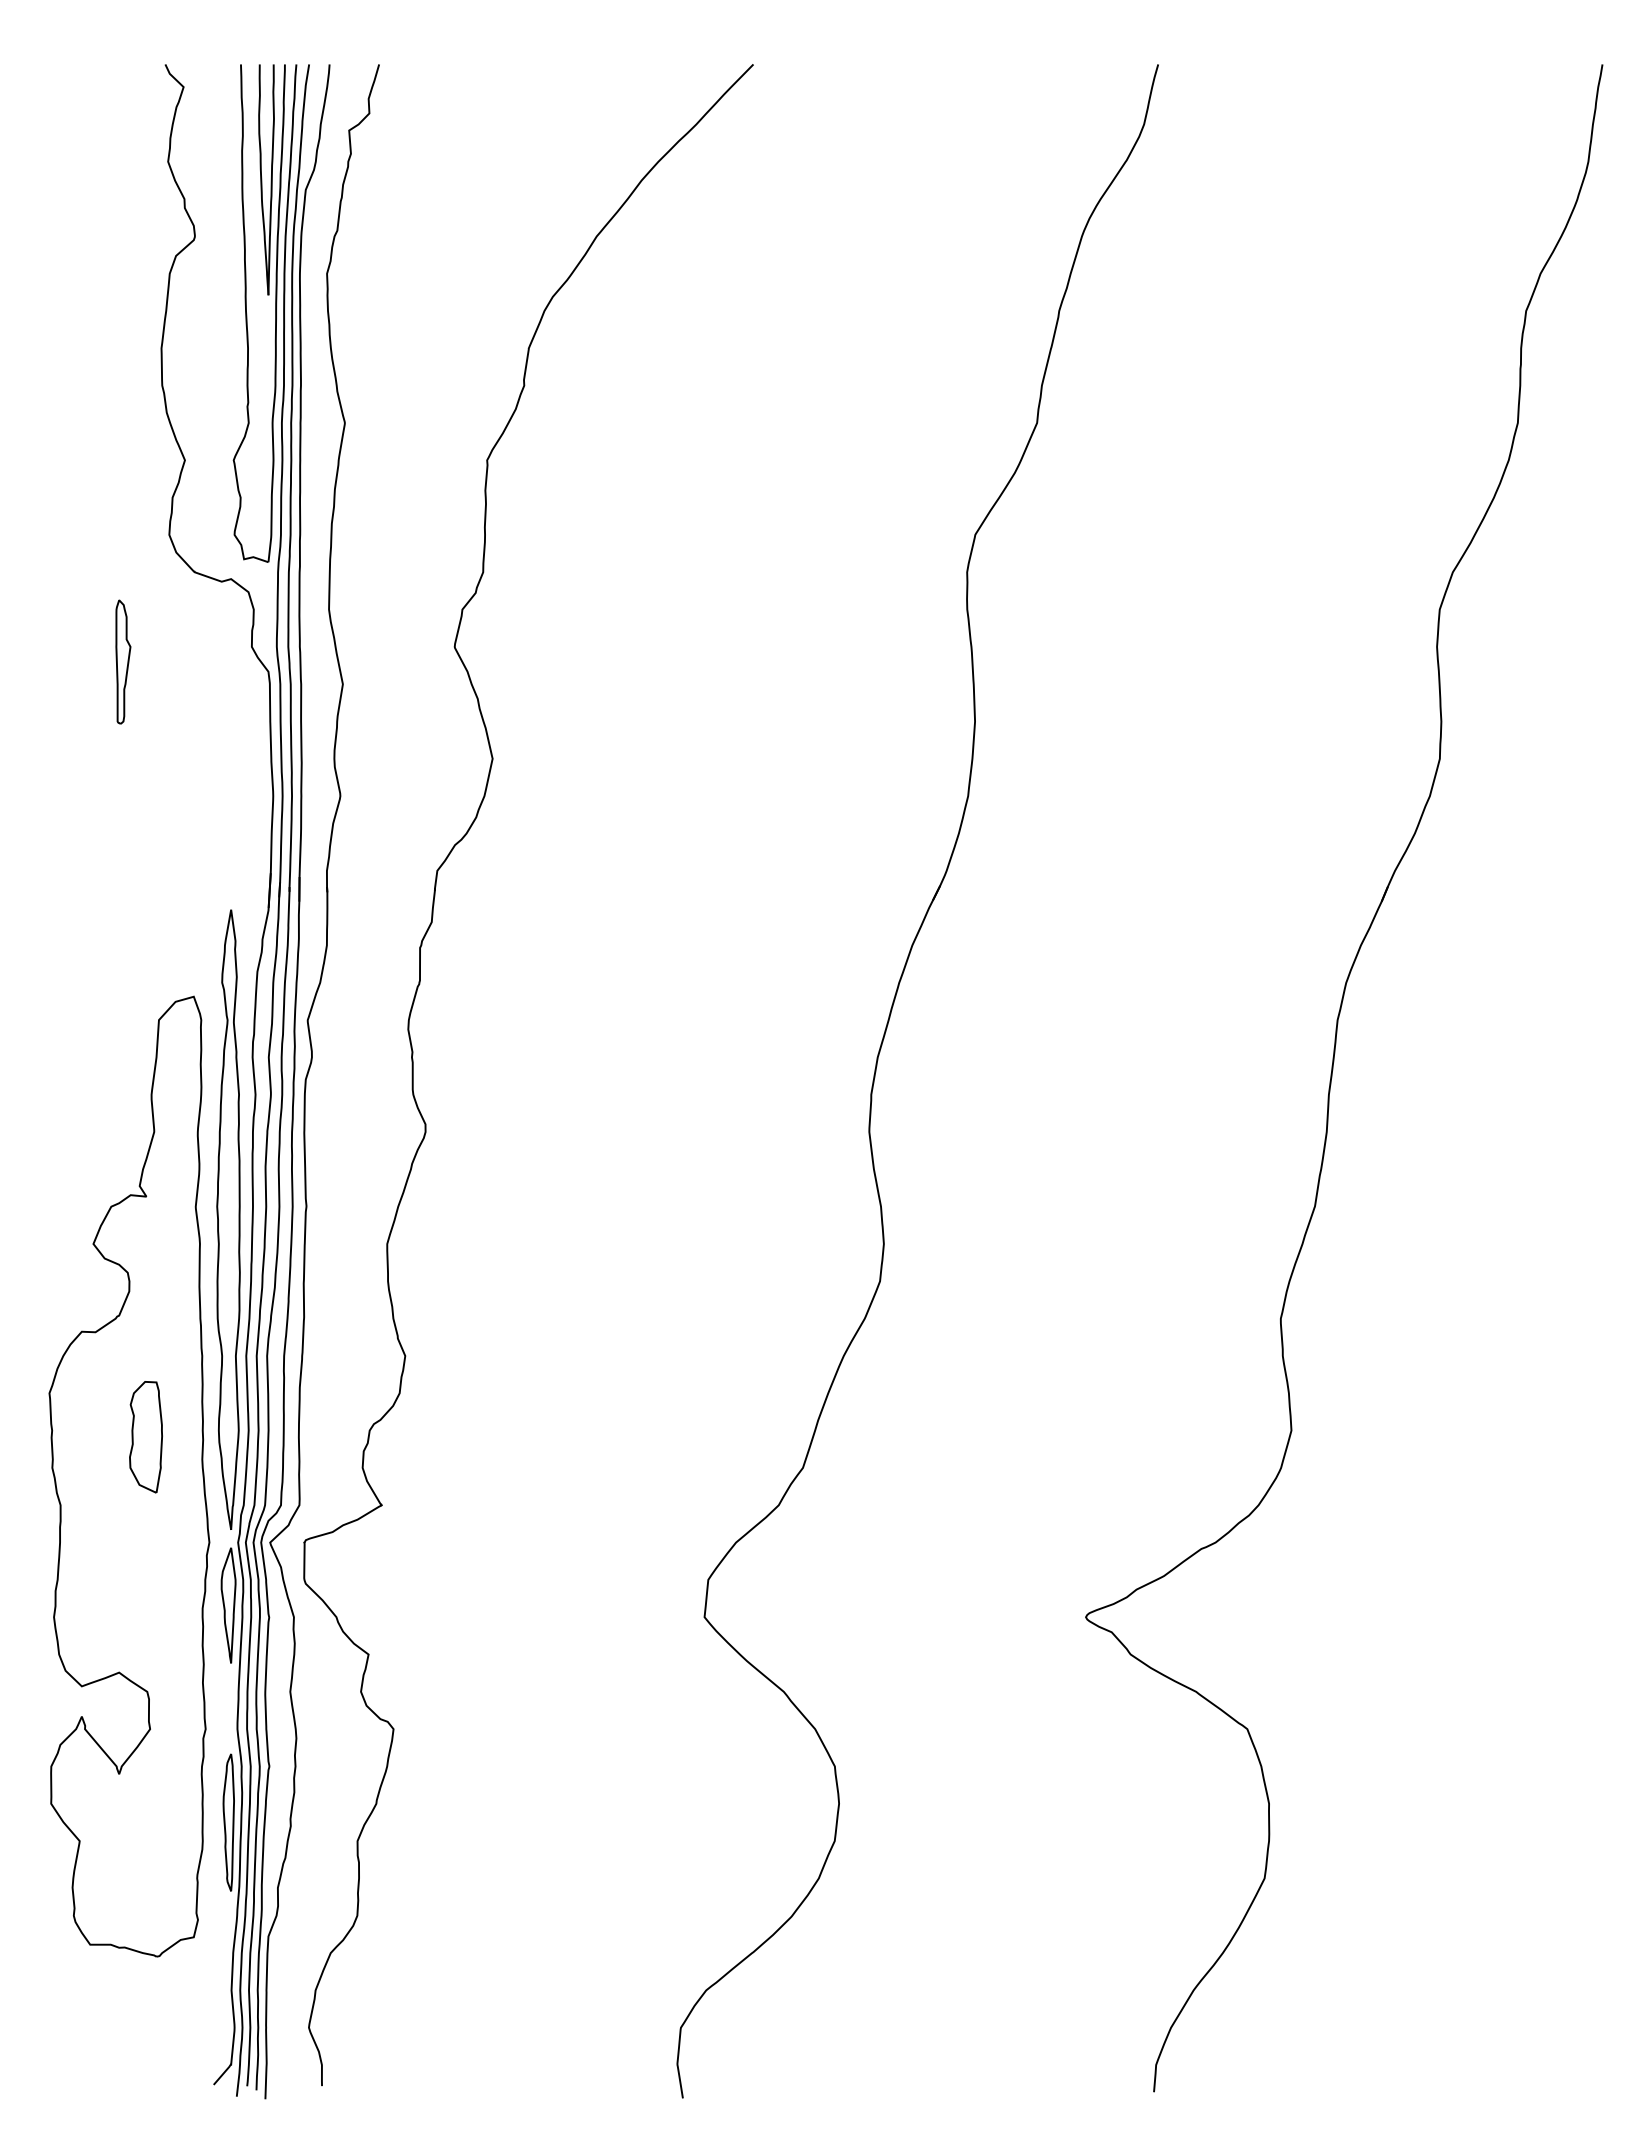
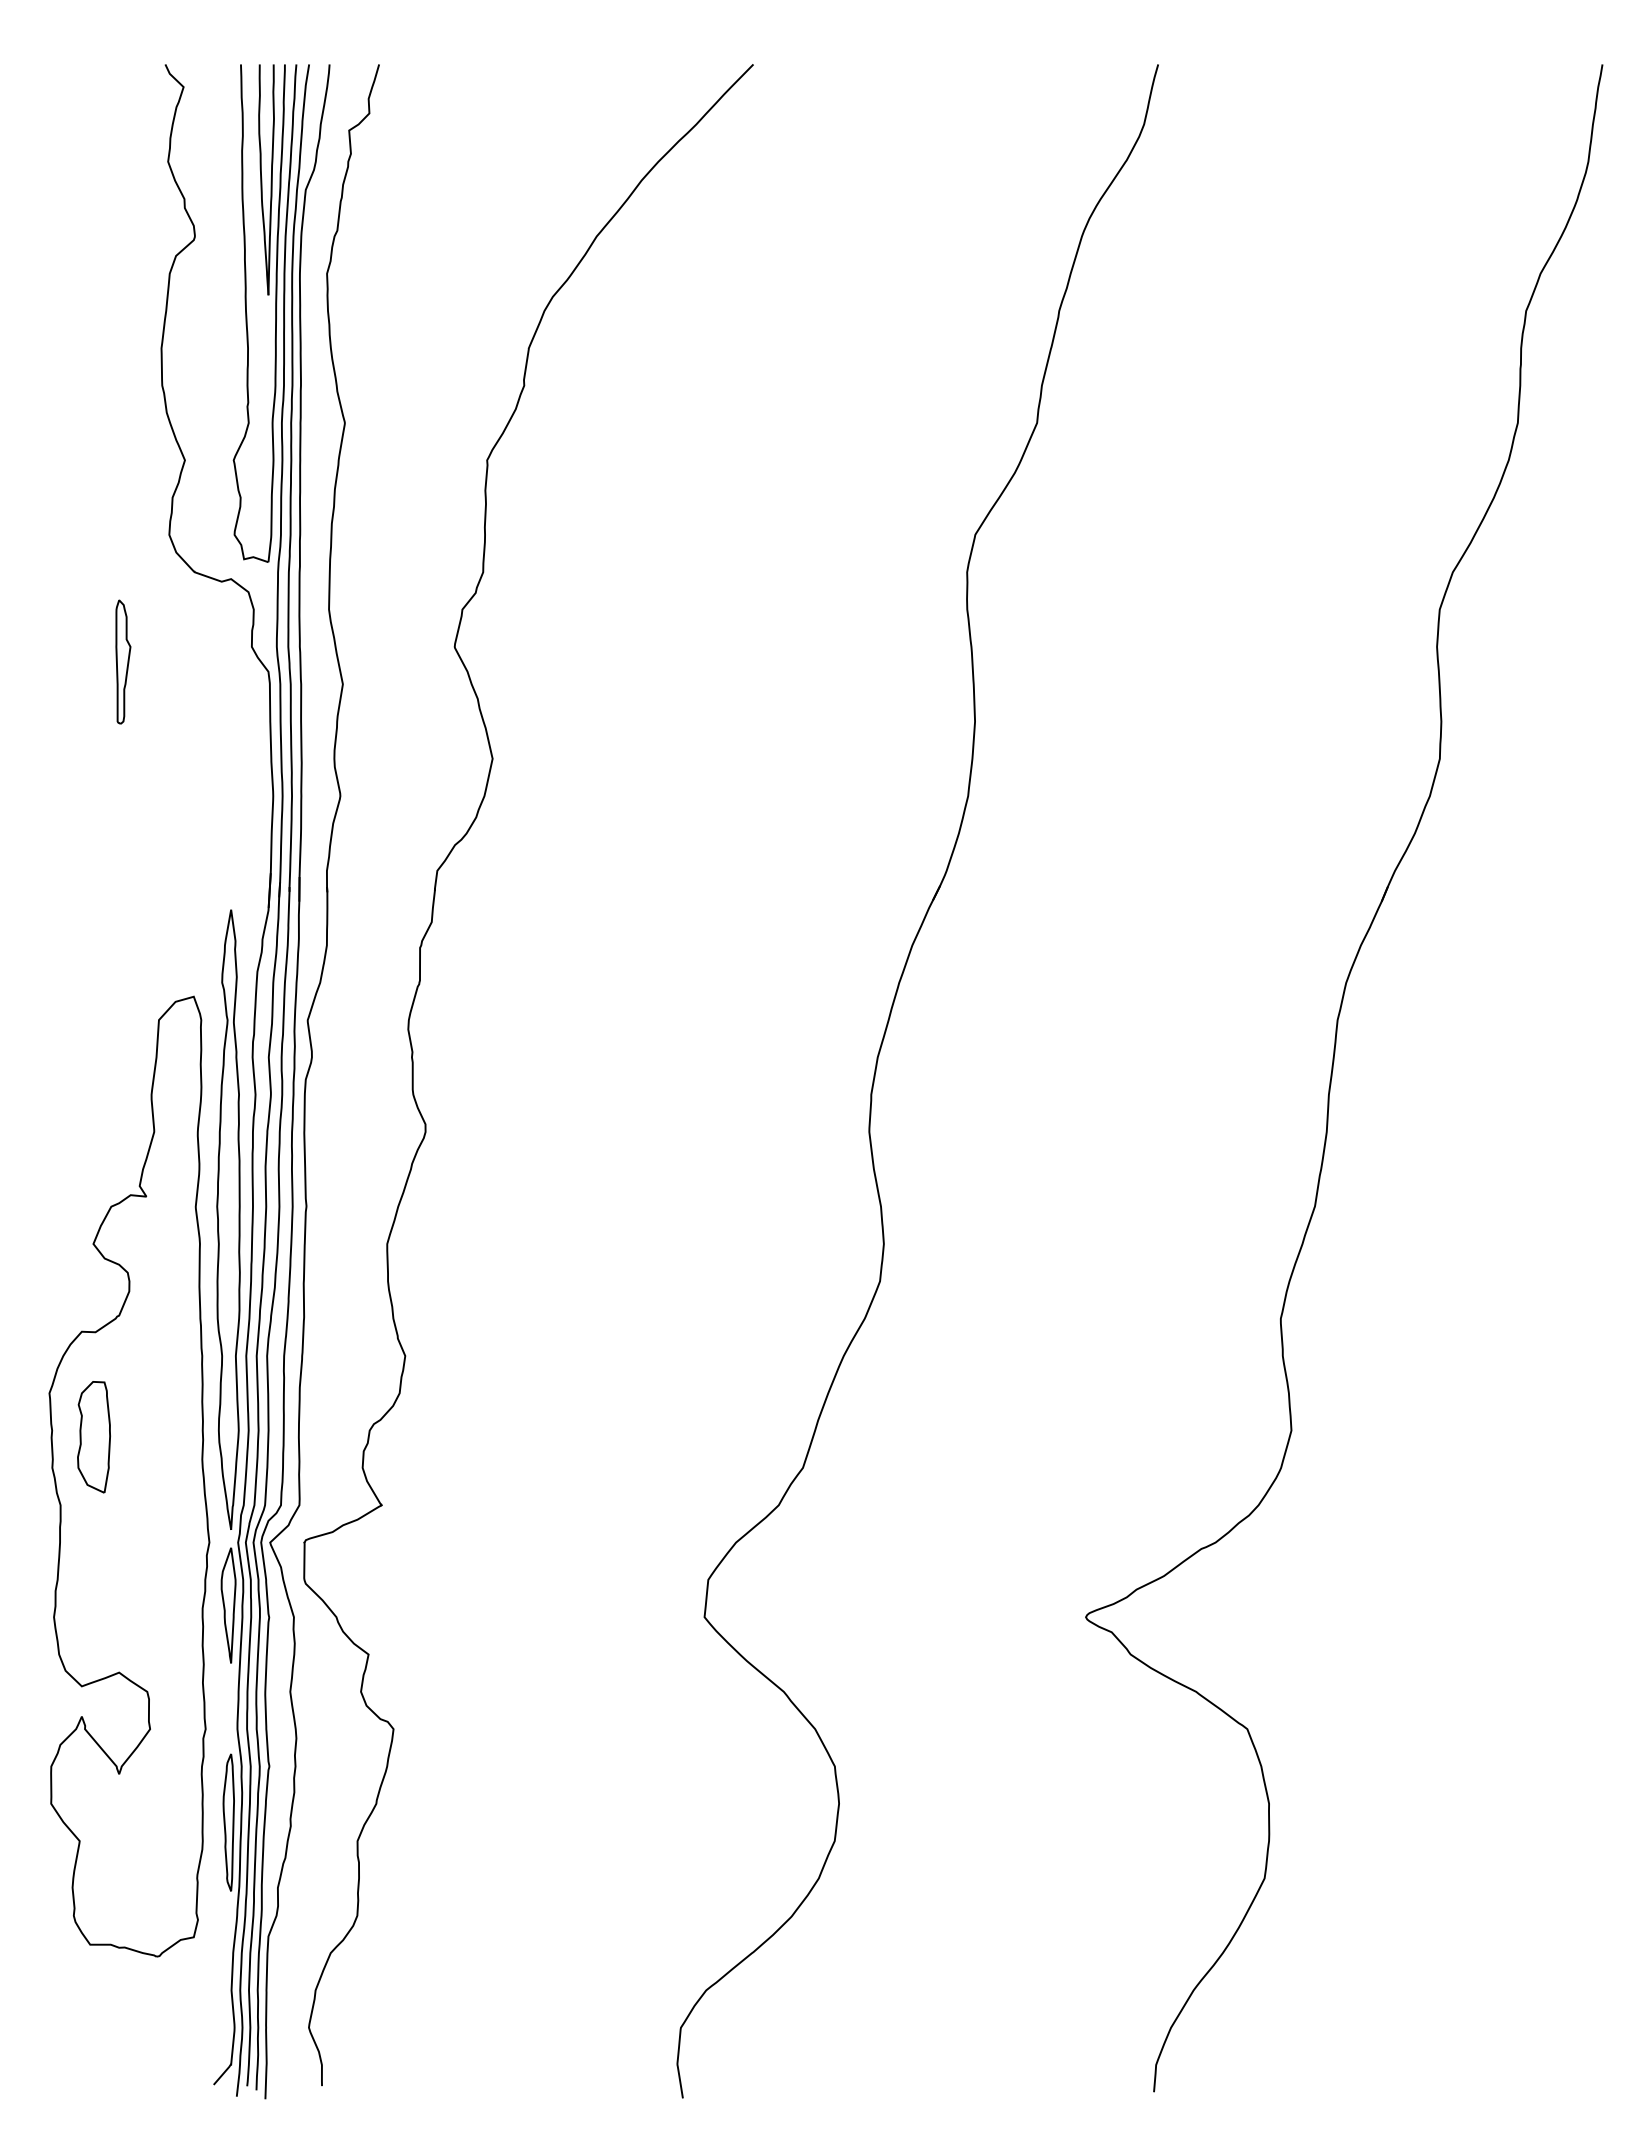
part position: (145, 1437) -> (93, 1437) (93, 1437)
